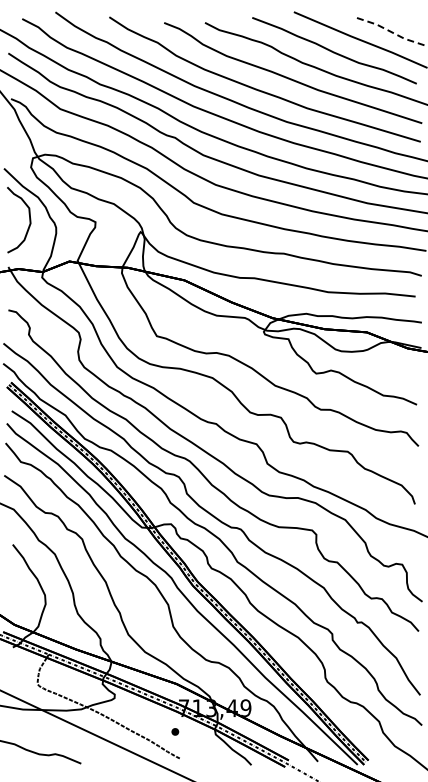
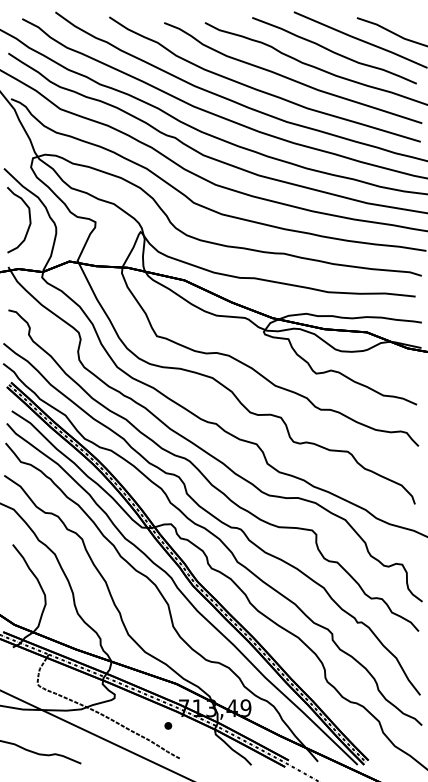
line: dashed -> solid (392, 32)
part position: (175, 731) -> (168, 725) (168, 725)
